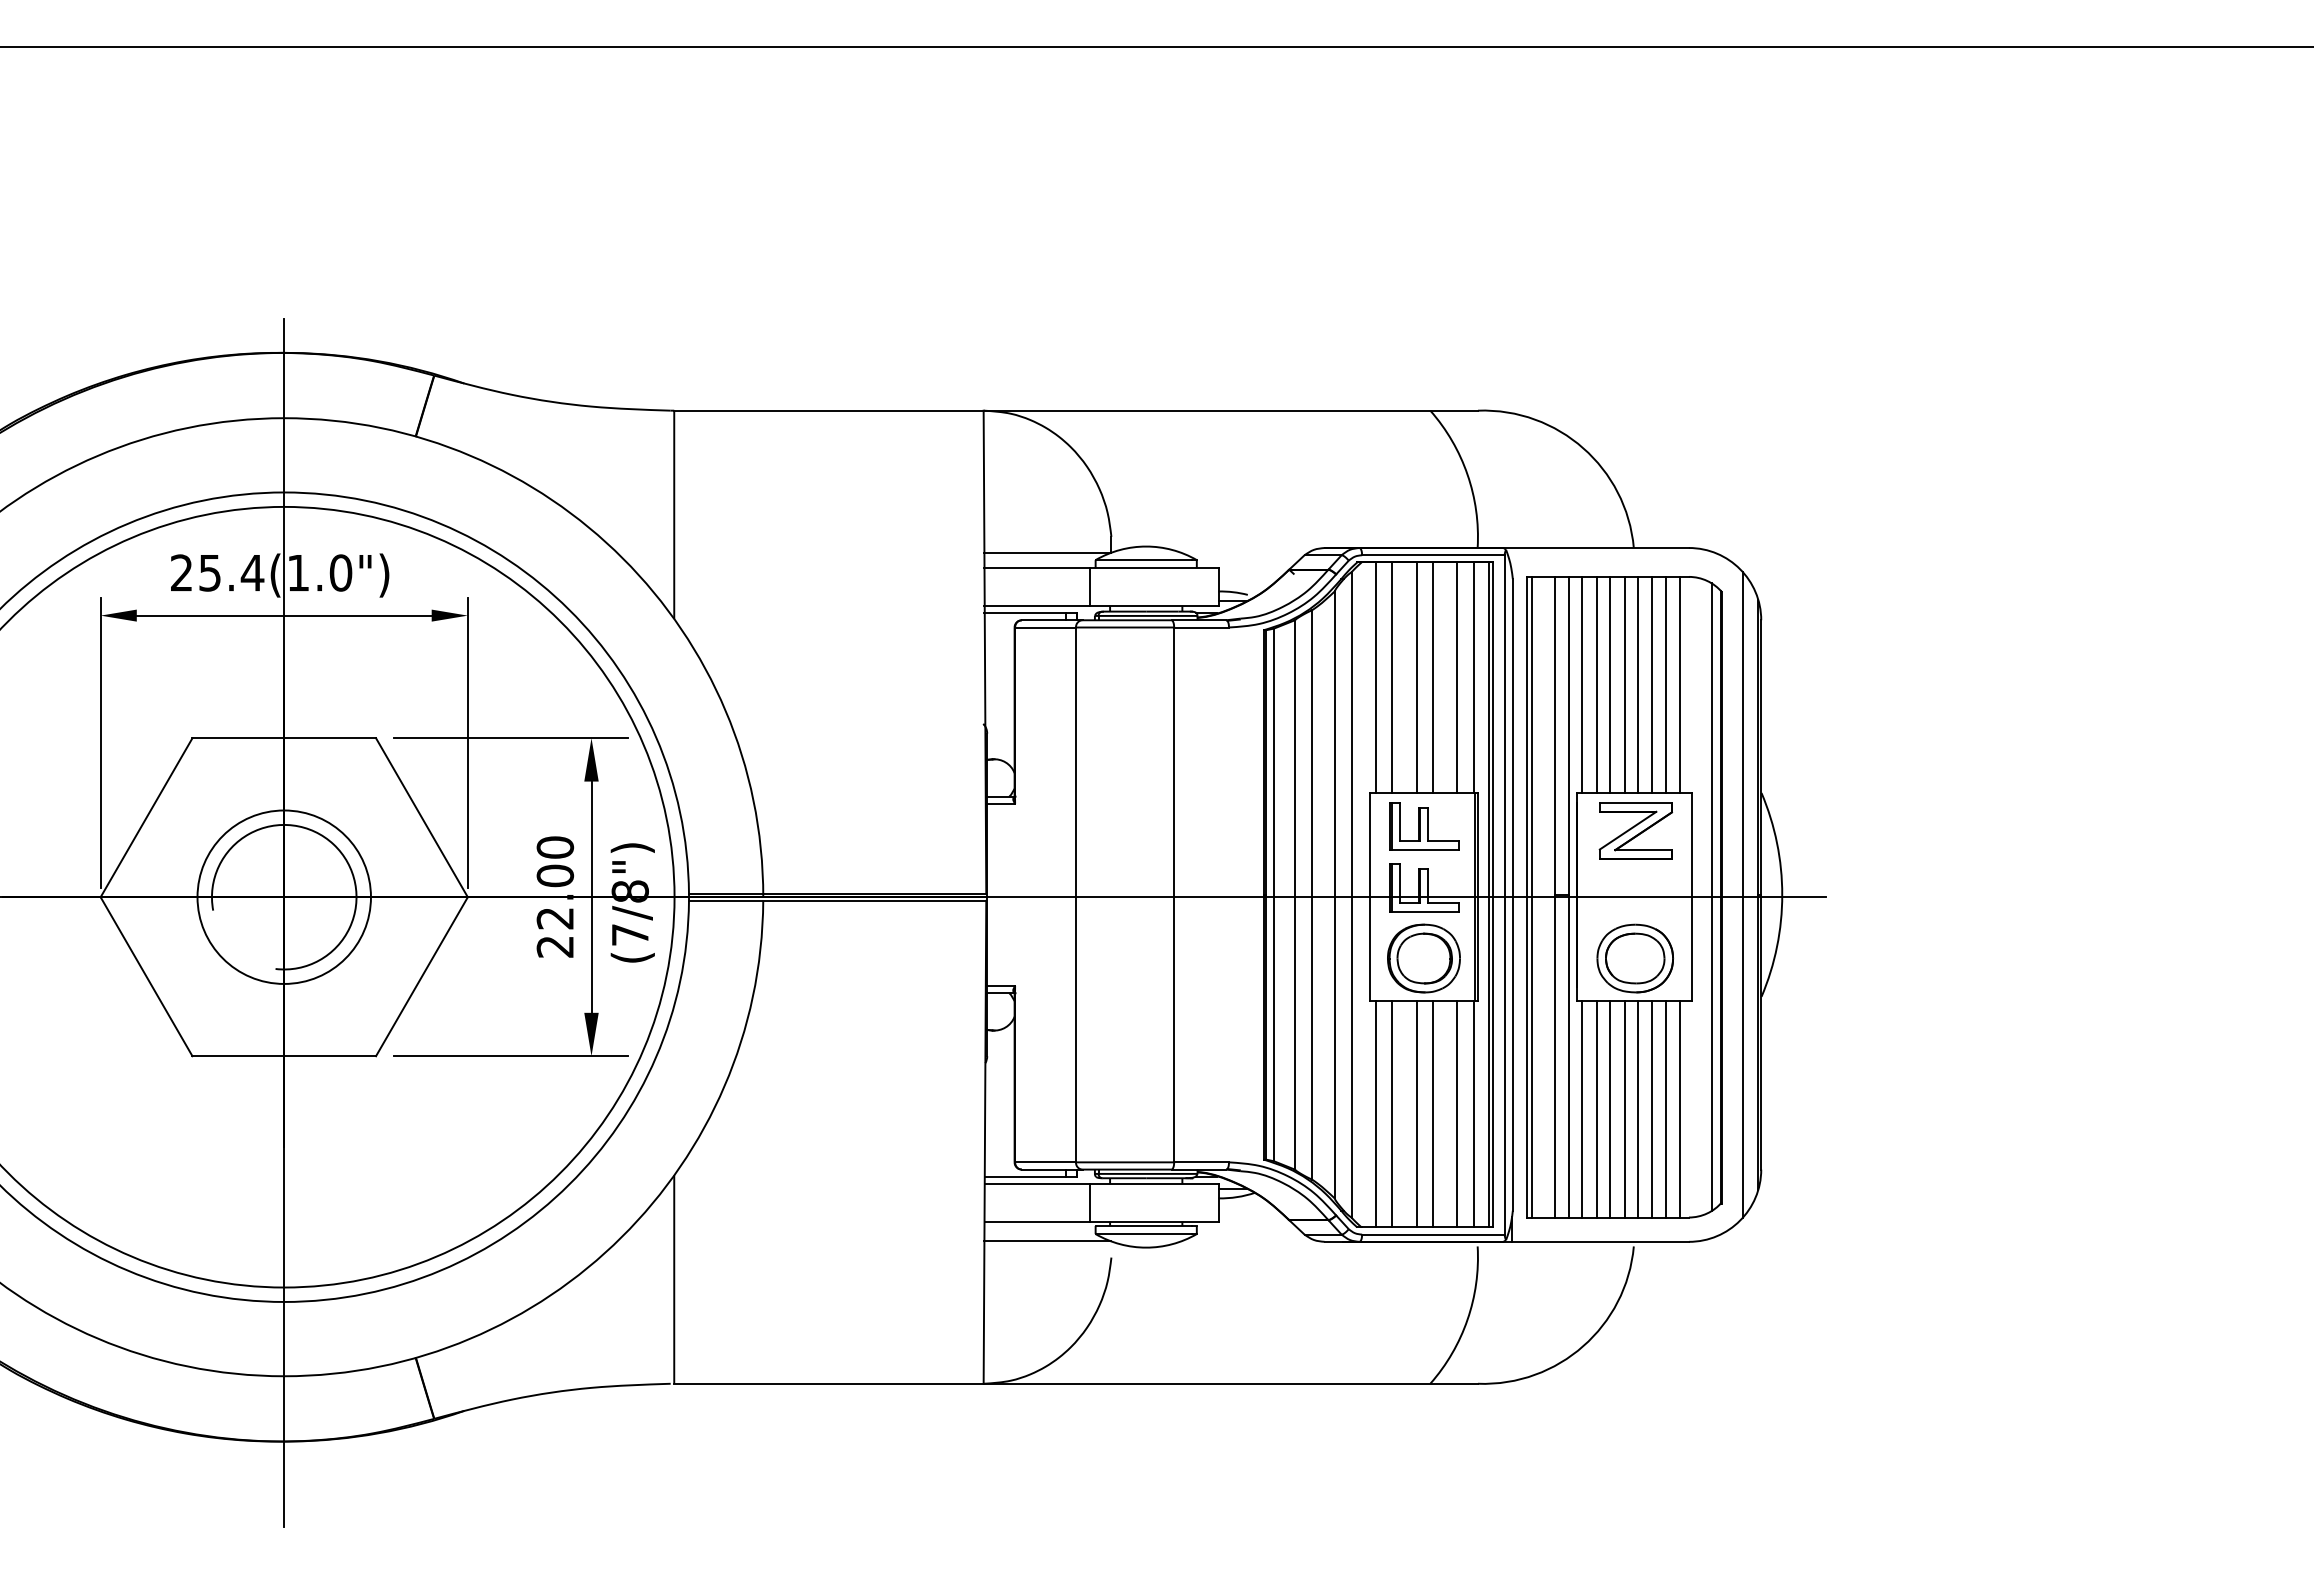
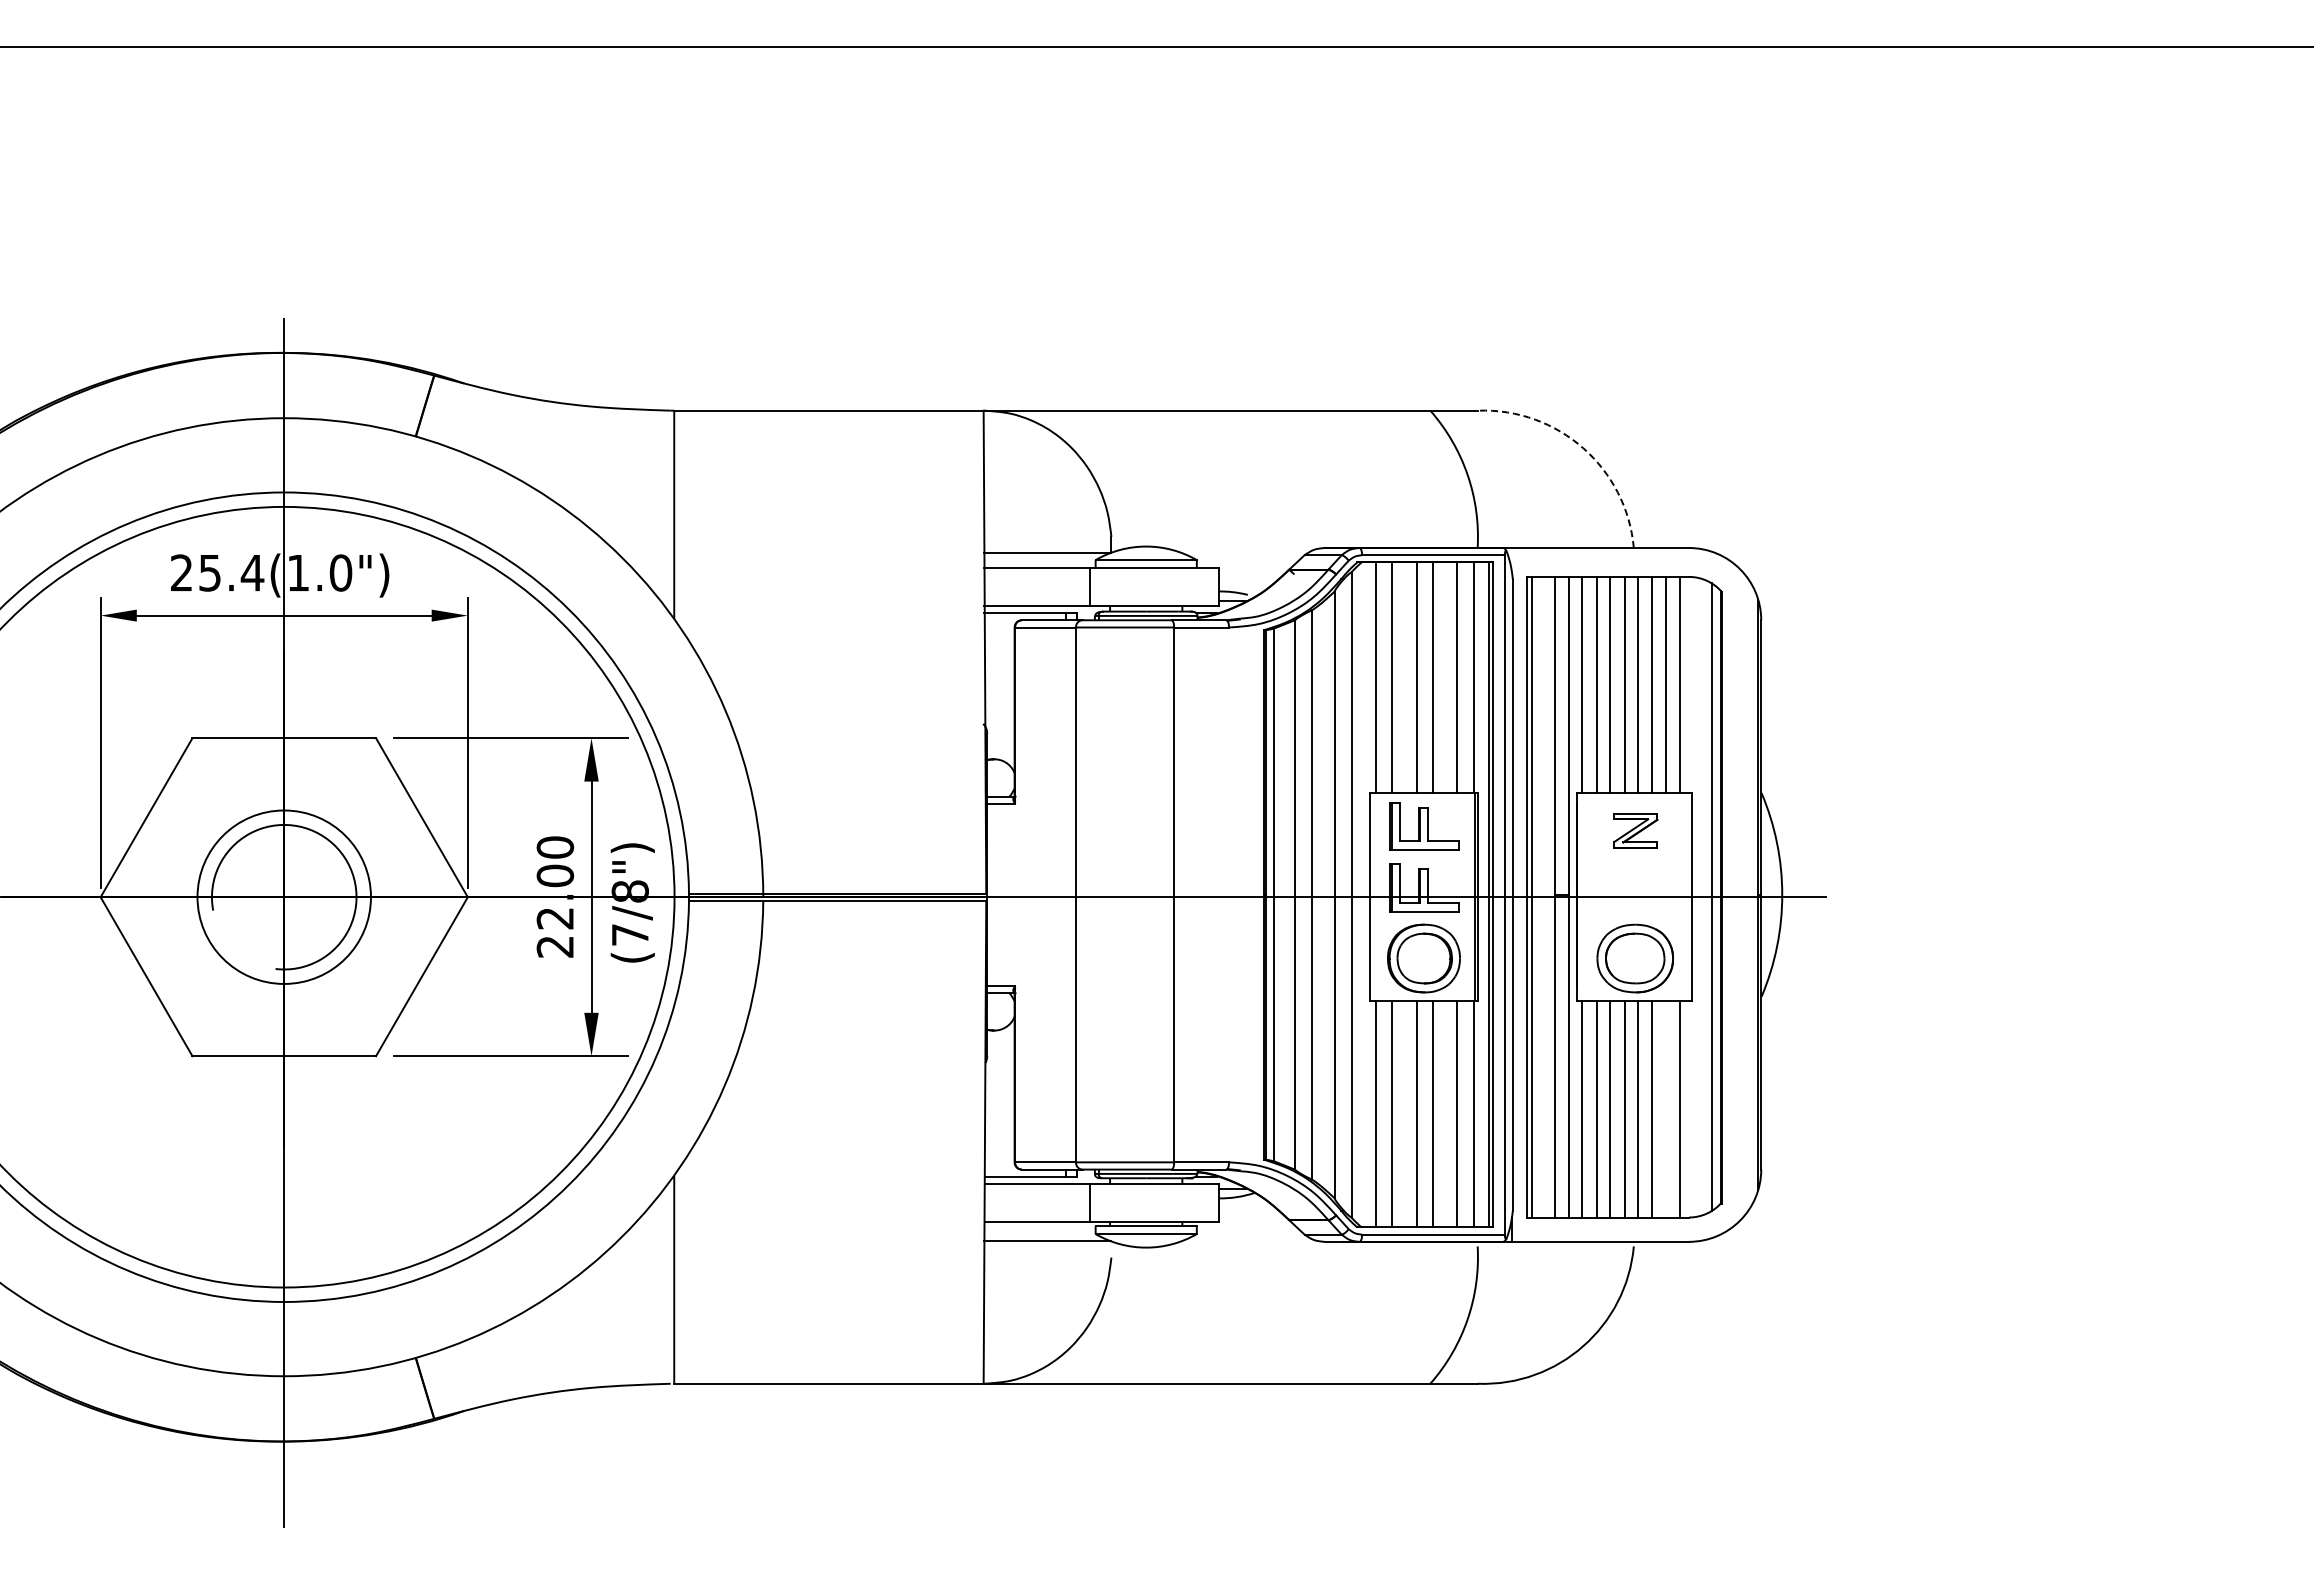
arc: solid -> dashed (1583, 448)
part size: 75x58 px -> 46x36 px (1635, 830)
line: present -> none (1742, 894)
line: present -> none (1665, 1109)
